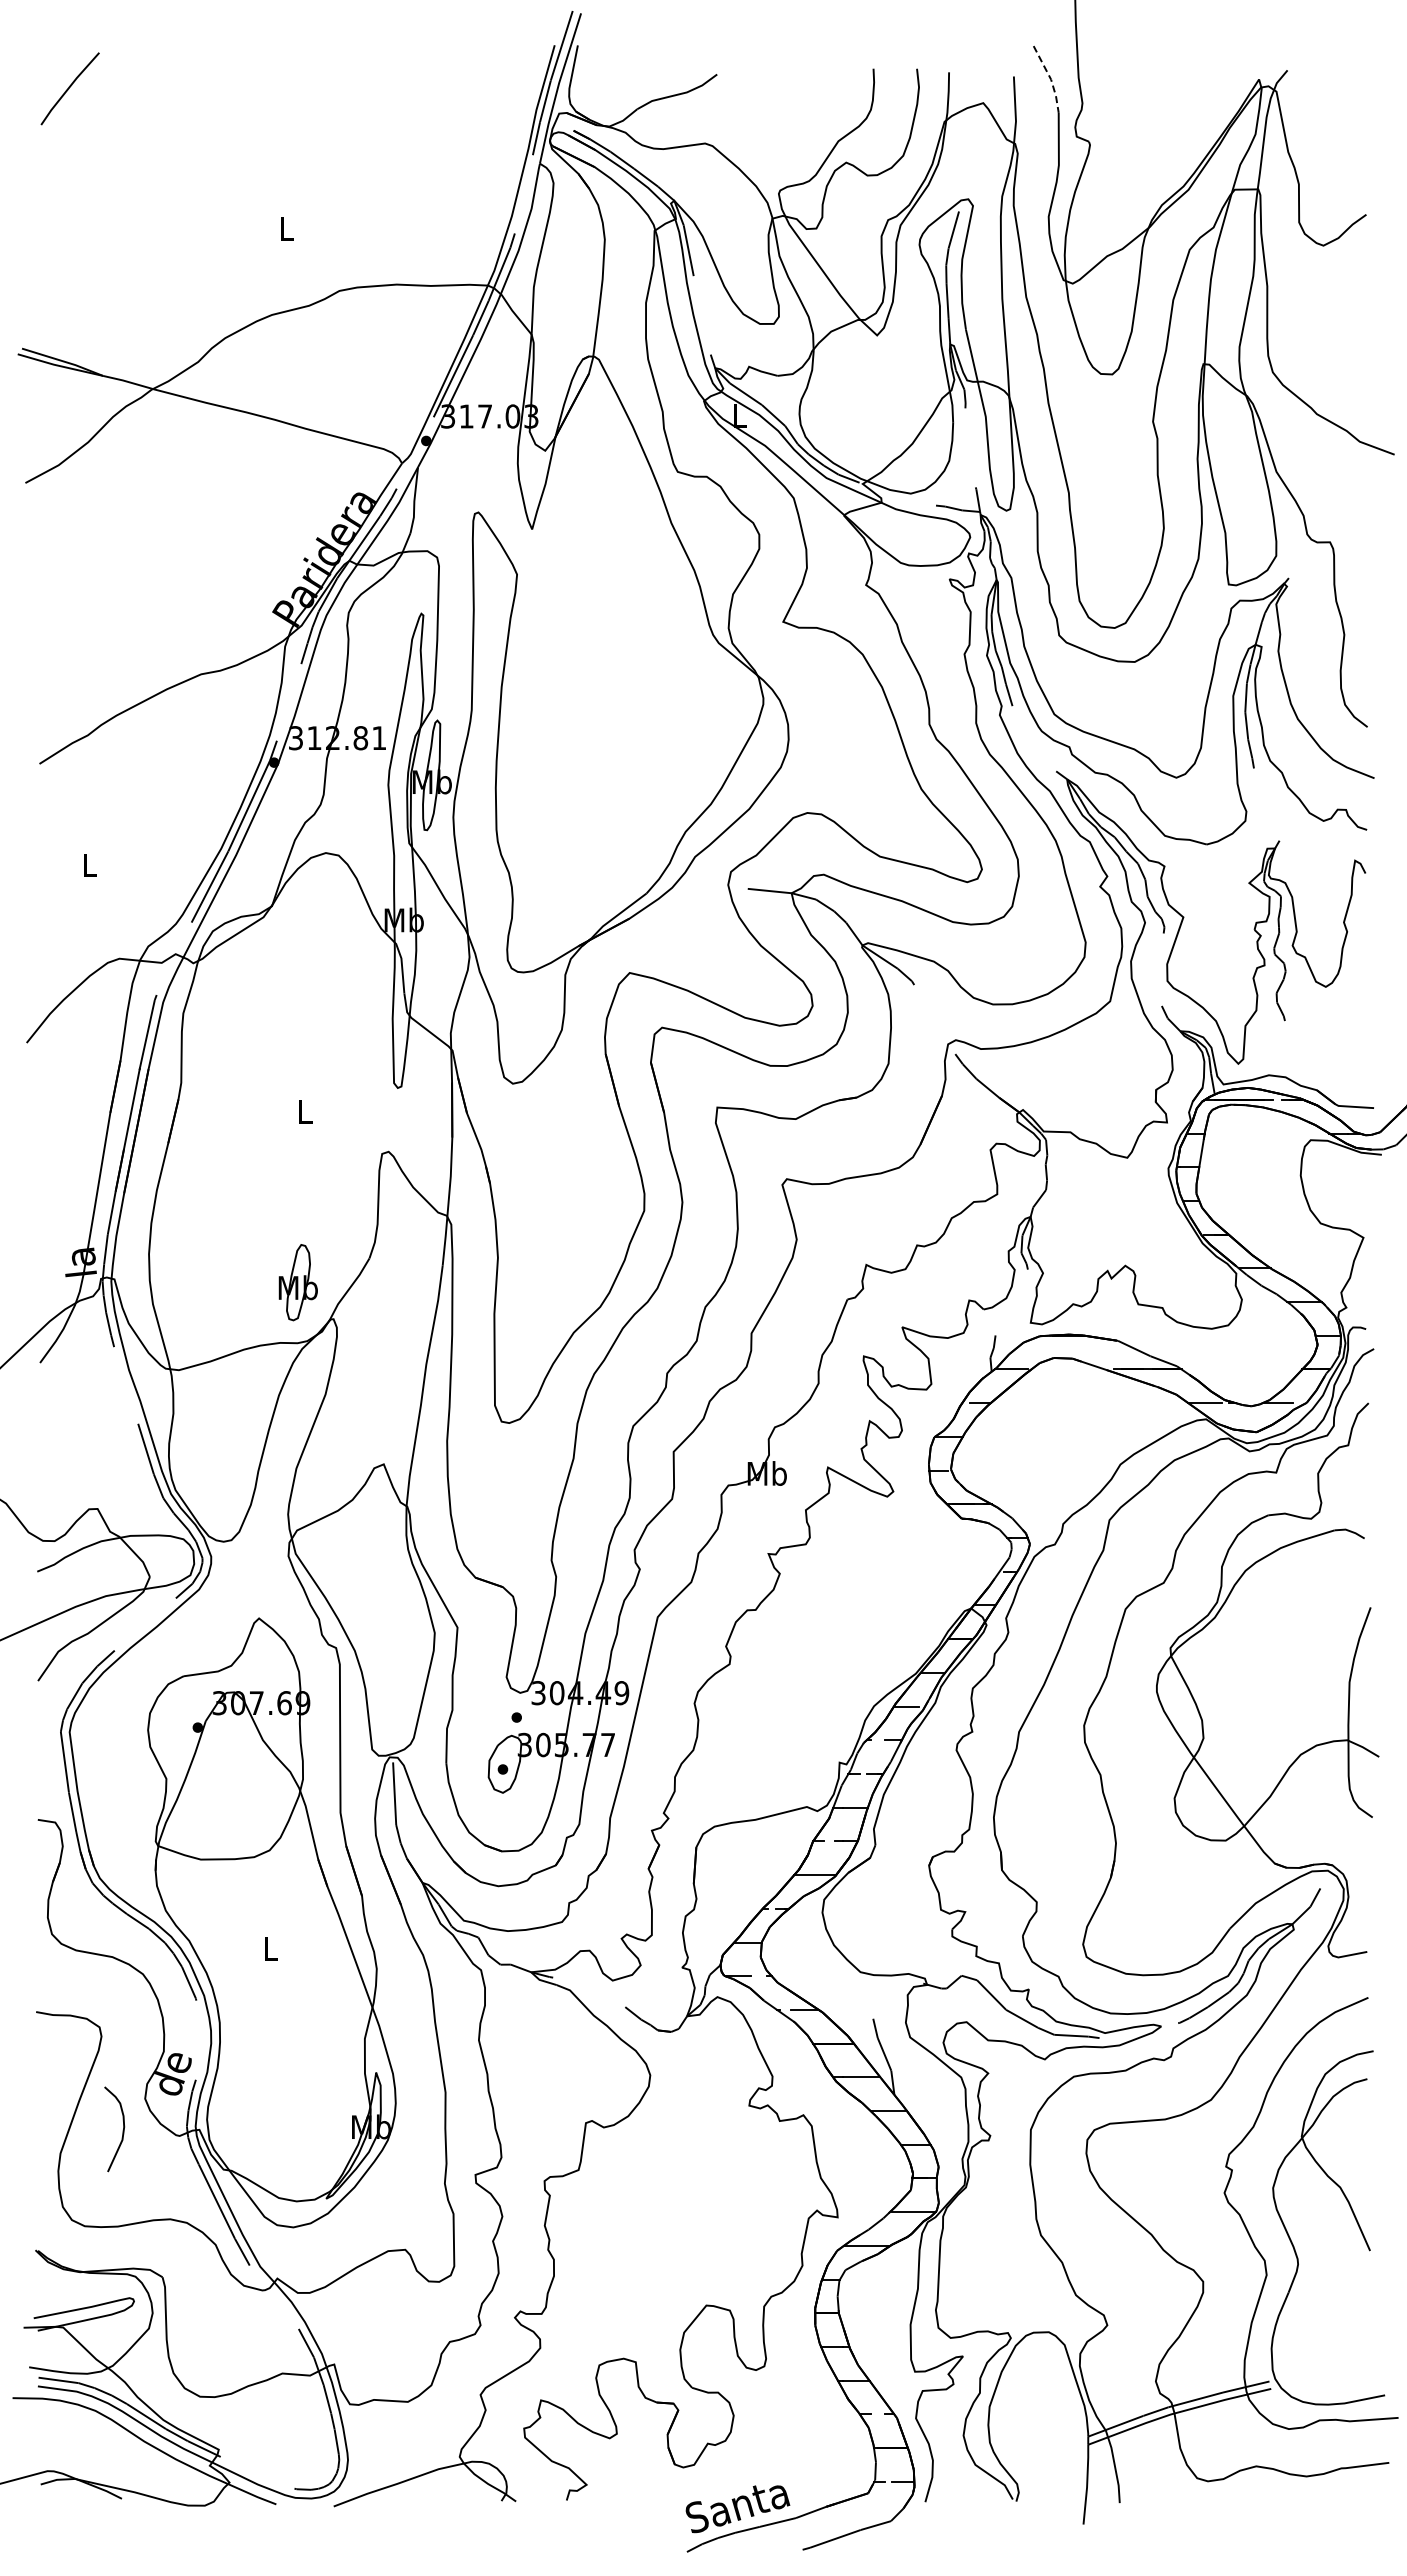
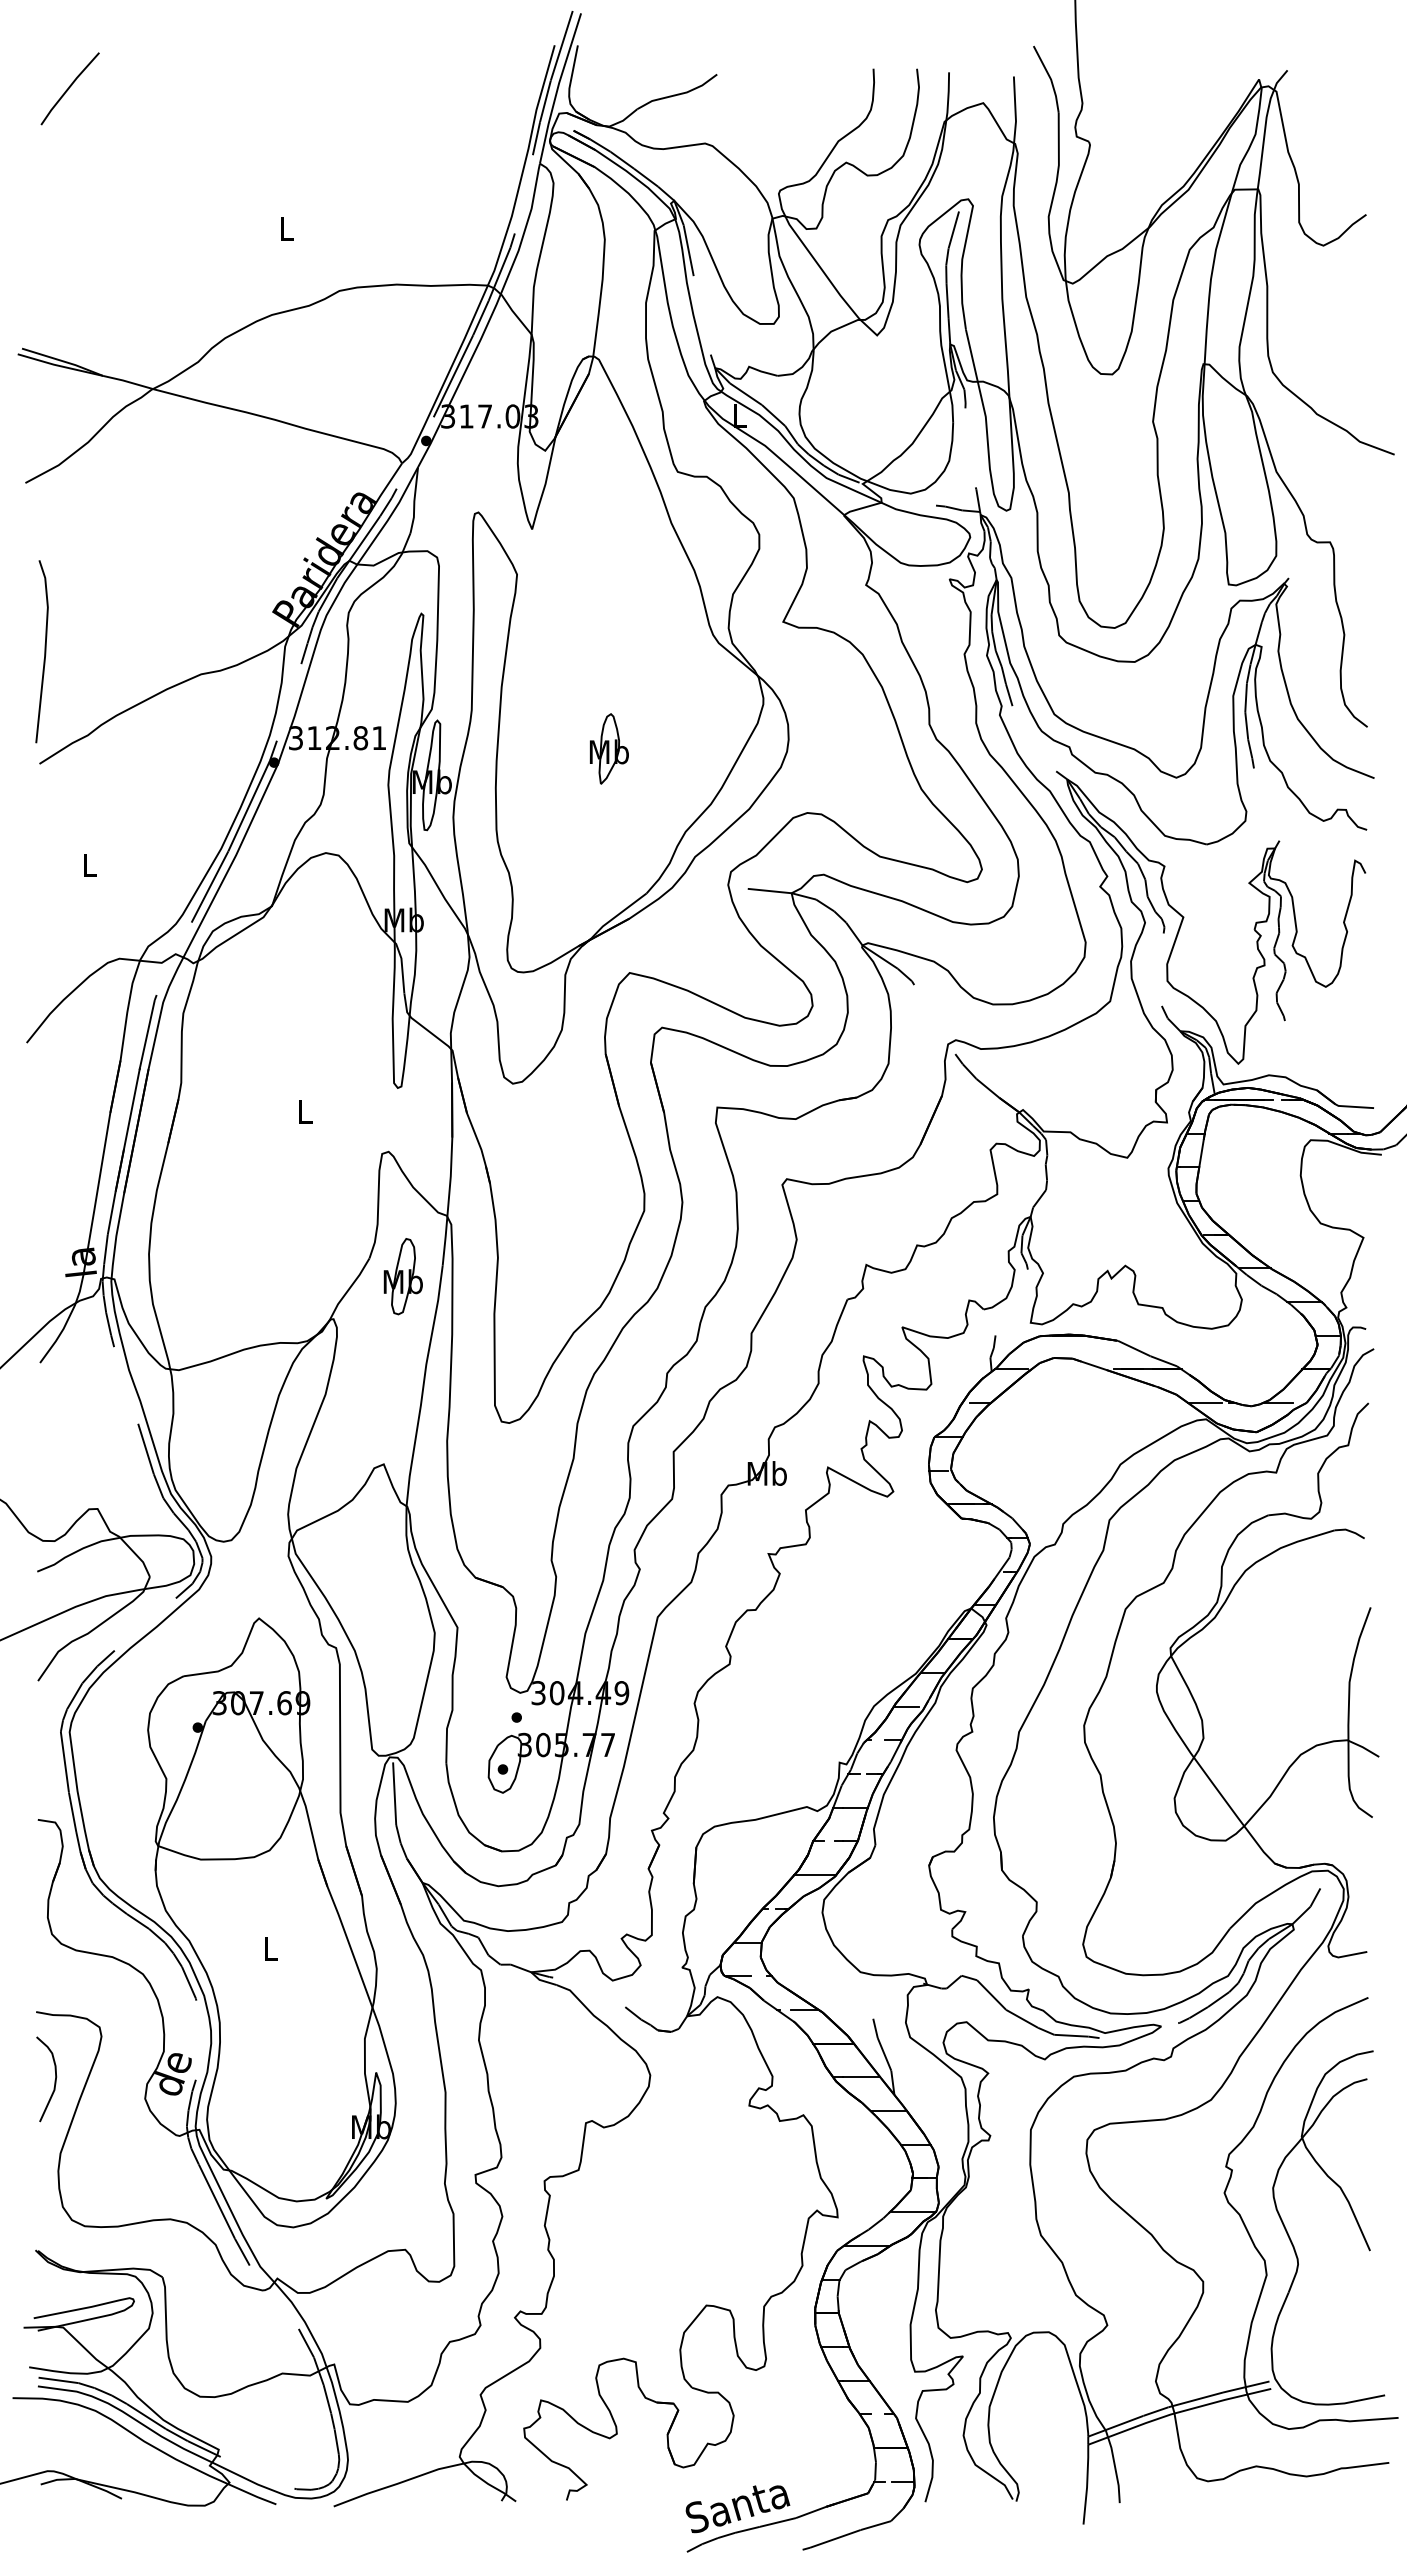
line: dashed -> solid (1051, 79)
line: none -> present (44, 651)
part: none -> present (609, 748)
part position: (297, 1282) -> (402, 1276) (402, 1276)
curve position: (122, 2130) -> (54, 2080) (54, 2080)
